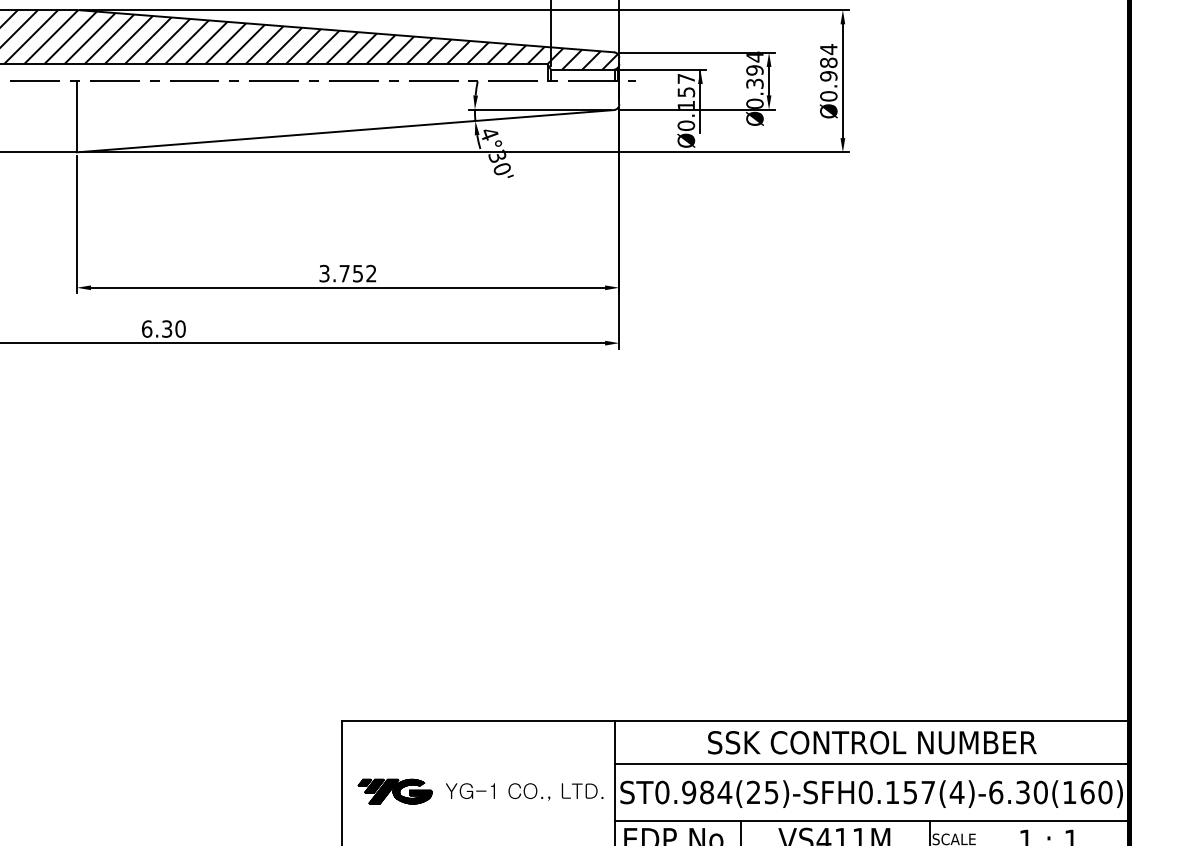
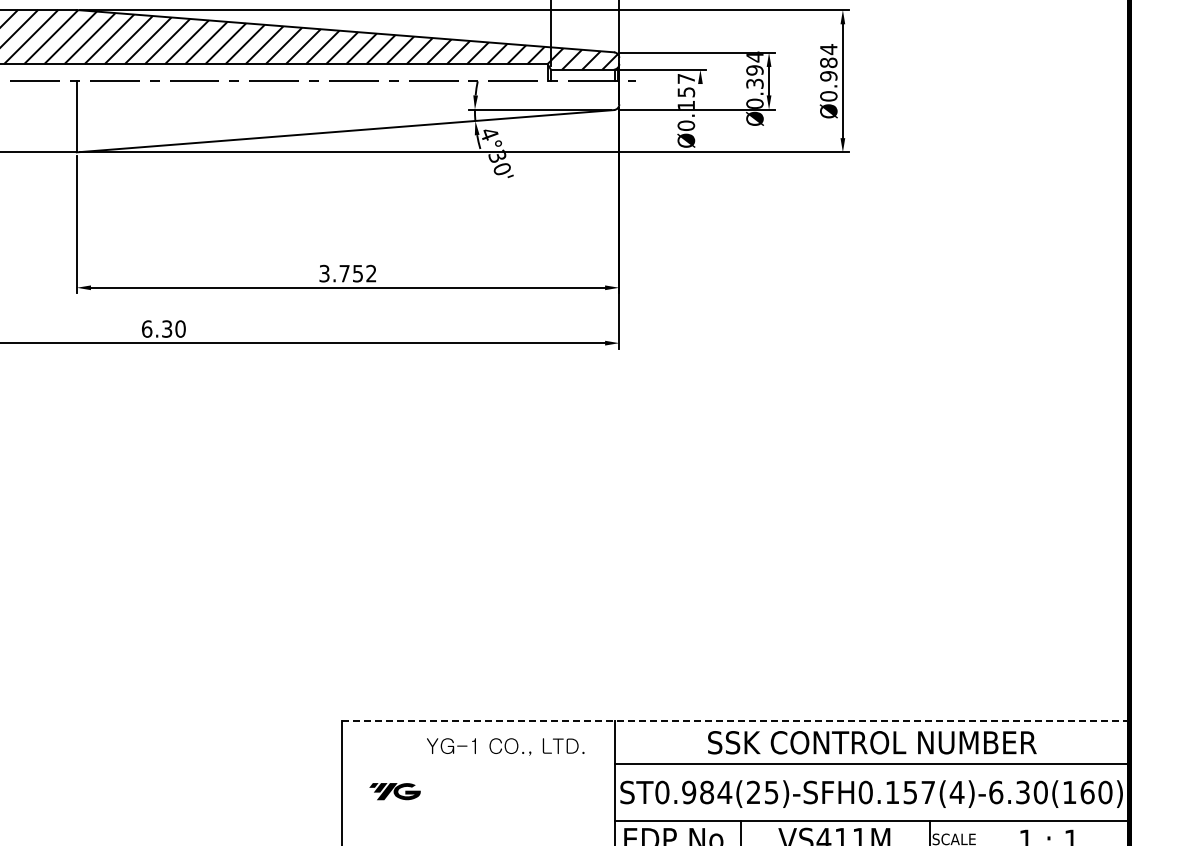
line: present -> none (700, 100)
line: solid -> dashed (735, 721)
part size: 76x27 px -> 52x18 px (394, 791)
text position: (524, 791) -> (505, 746) (505, 746)
